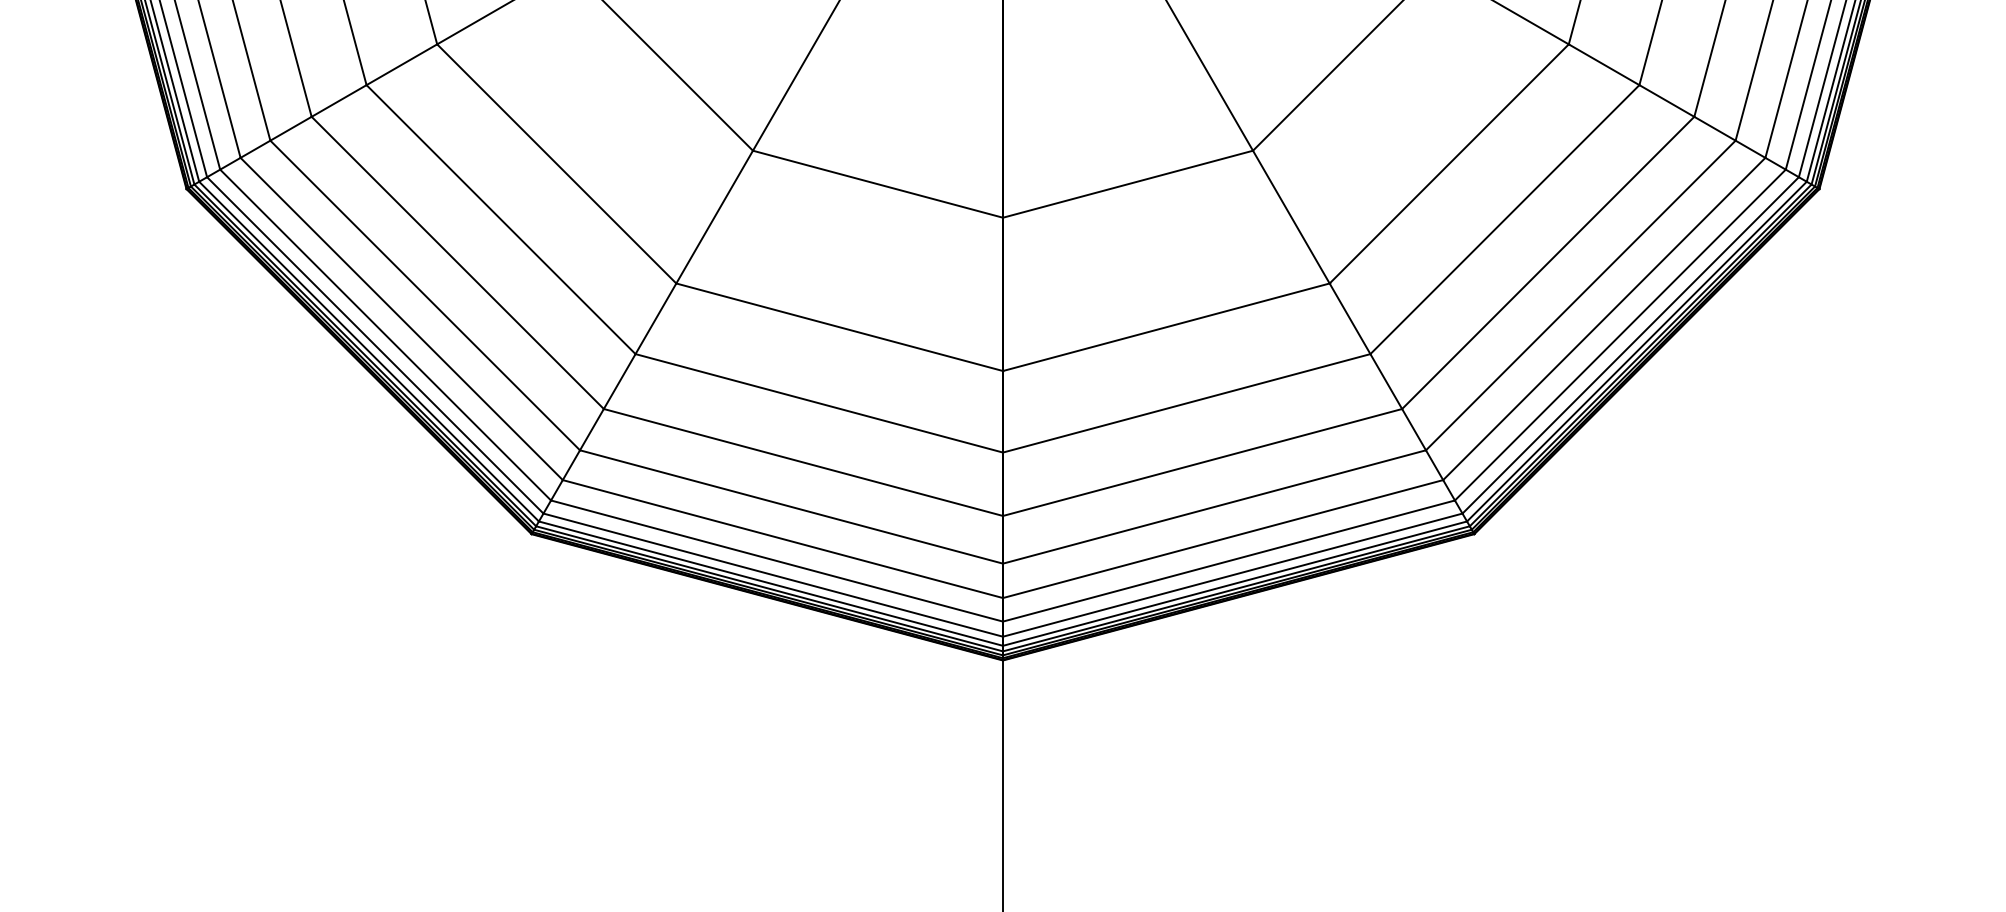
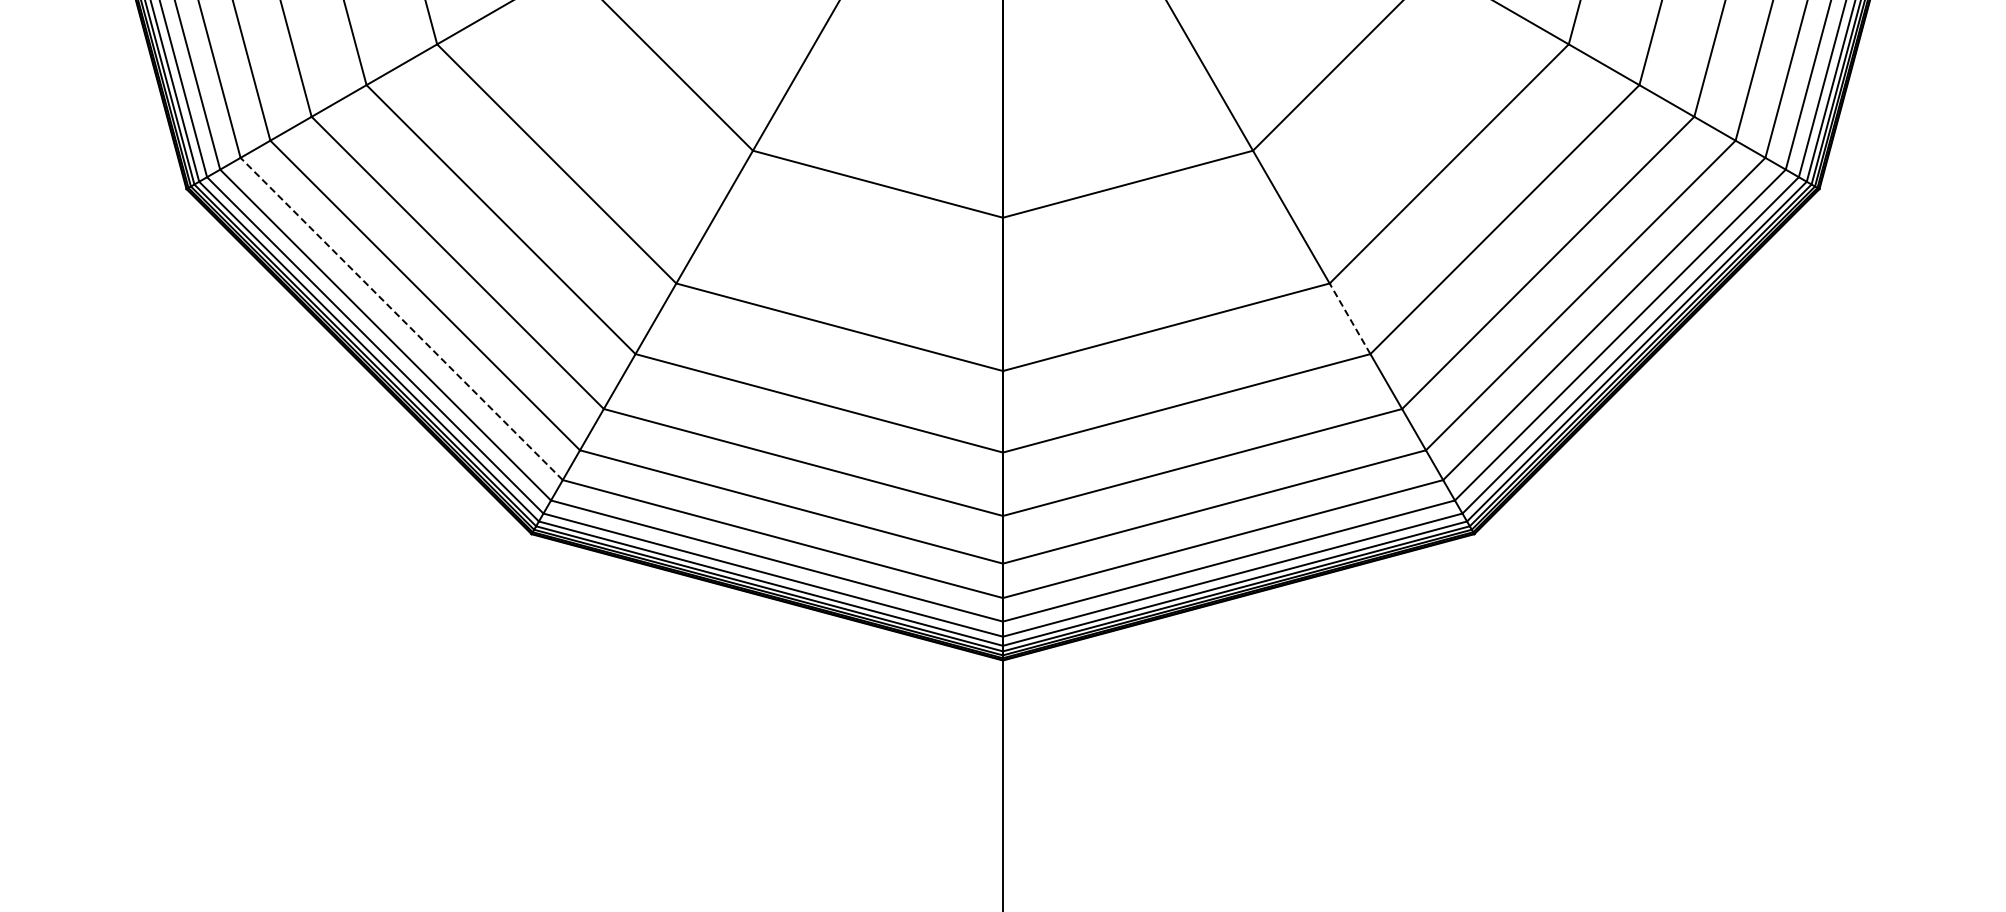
line: solid -> dashed (401, 318)
line: solid -> dashed (1350, 318)
